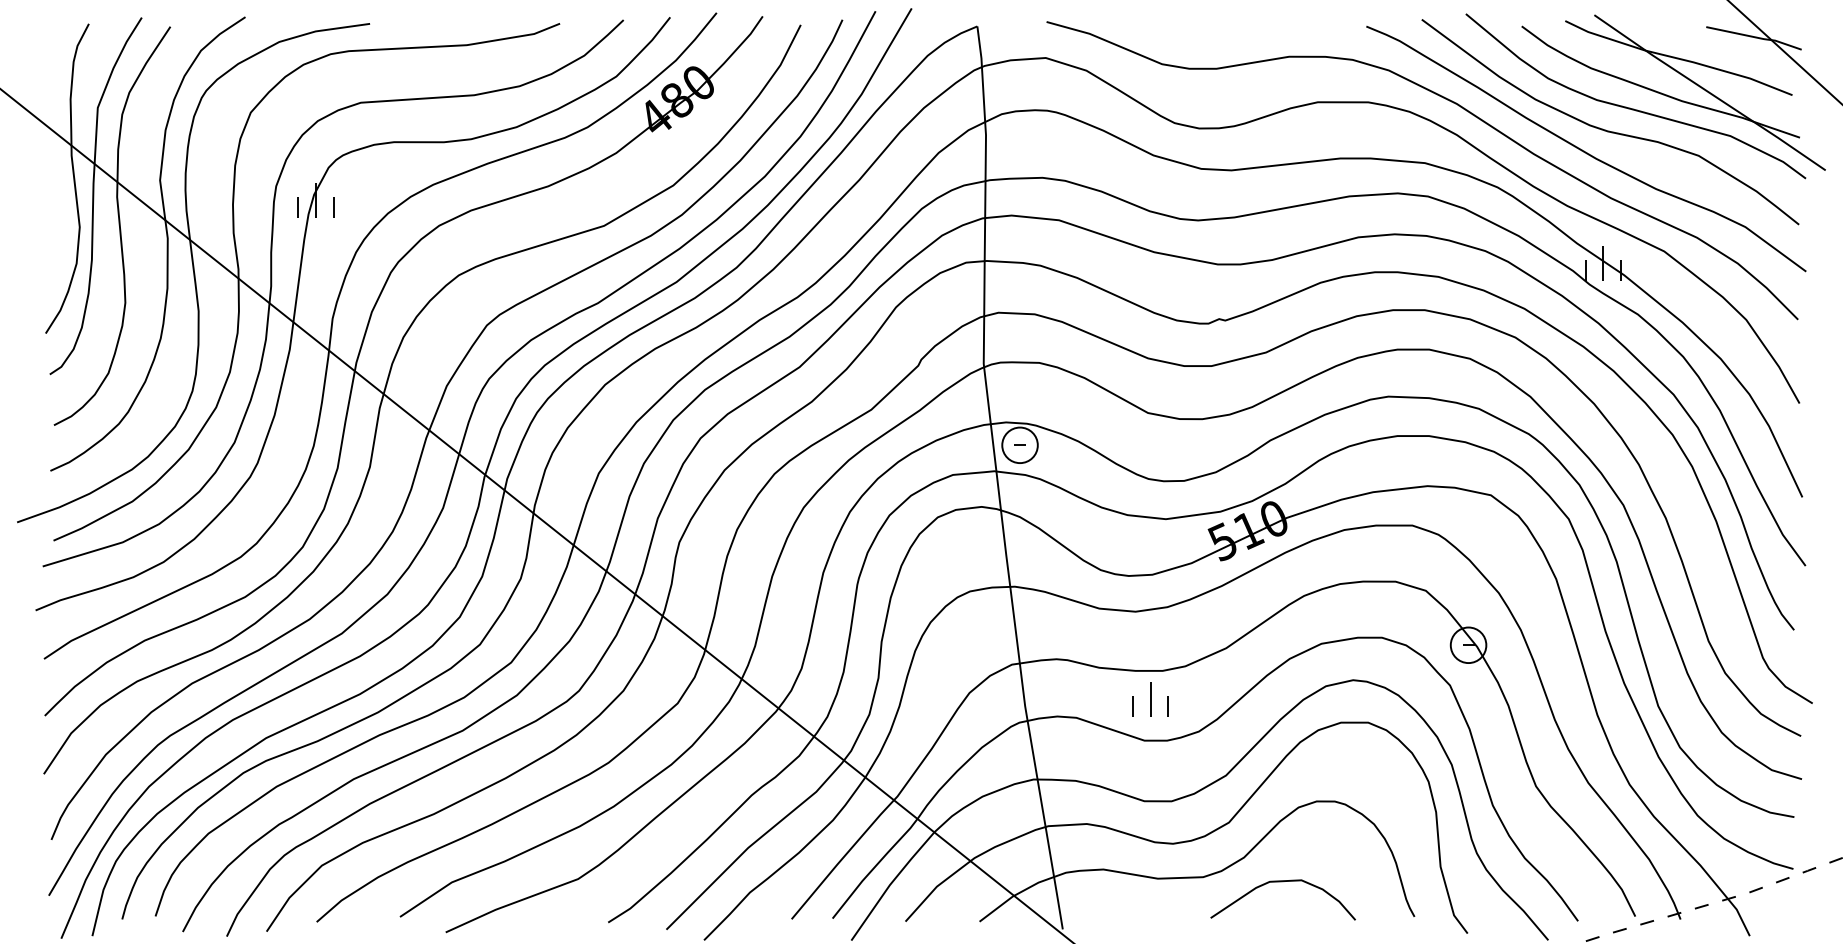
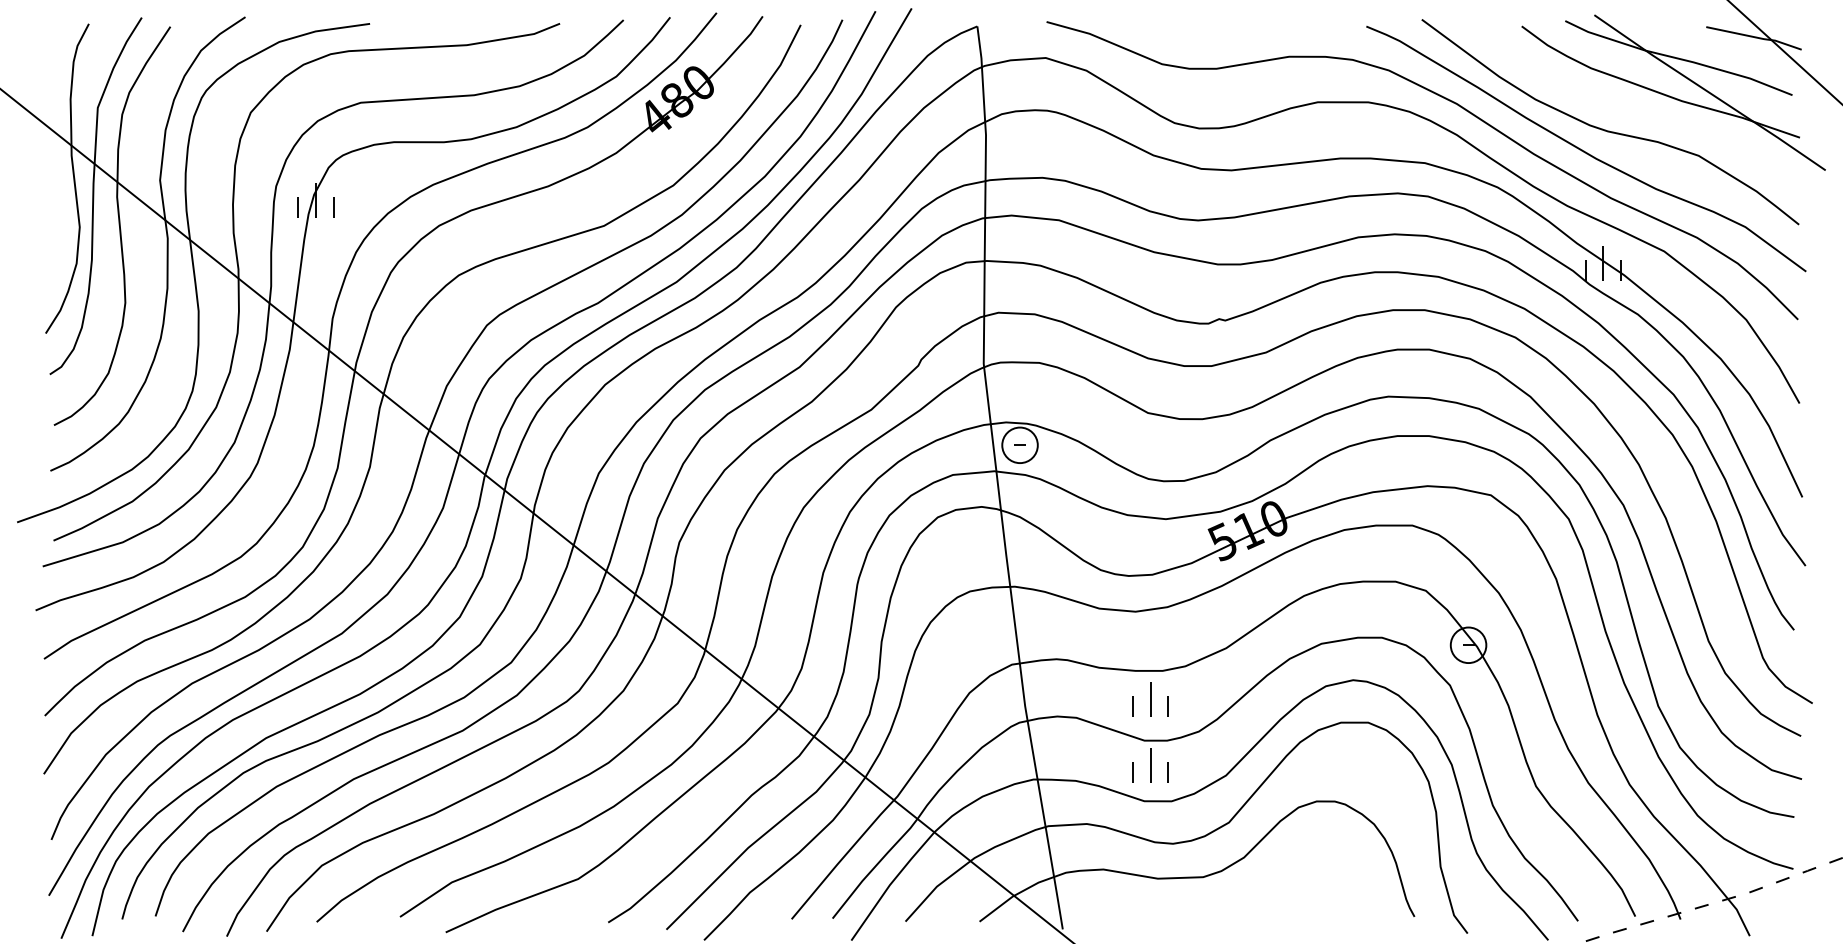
curve: present -> none (1630, 107)
part: none -> present (1150, 765)
curve: present -> none (1282, 882)
